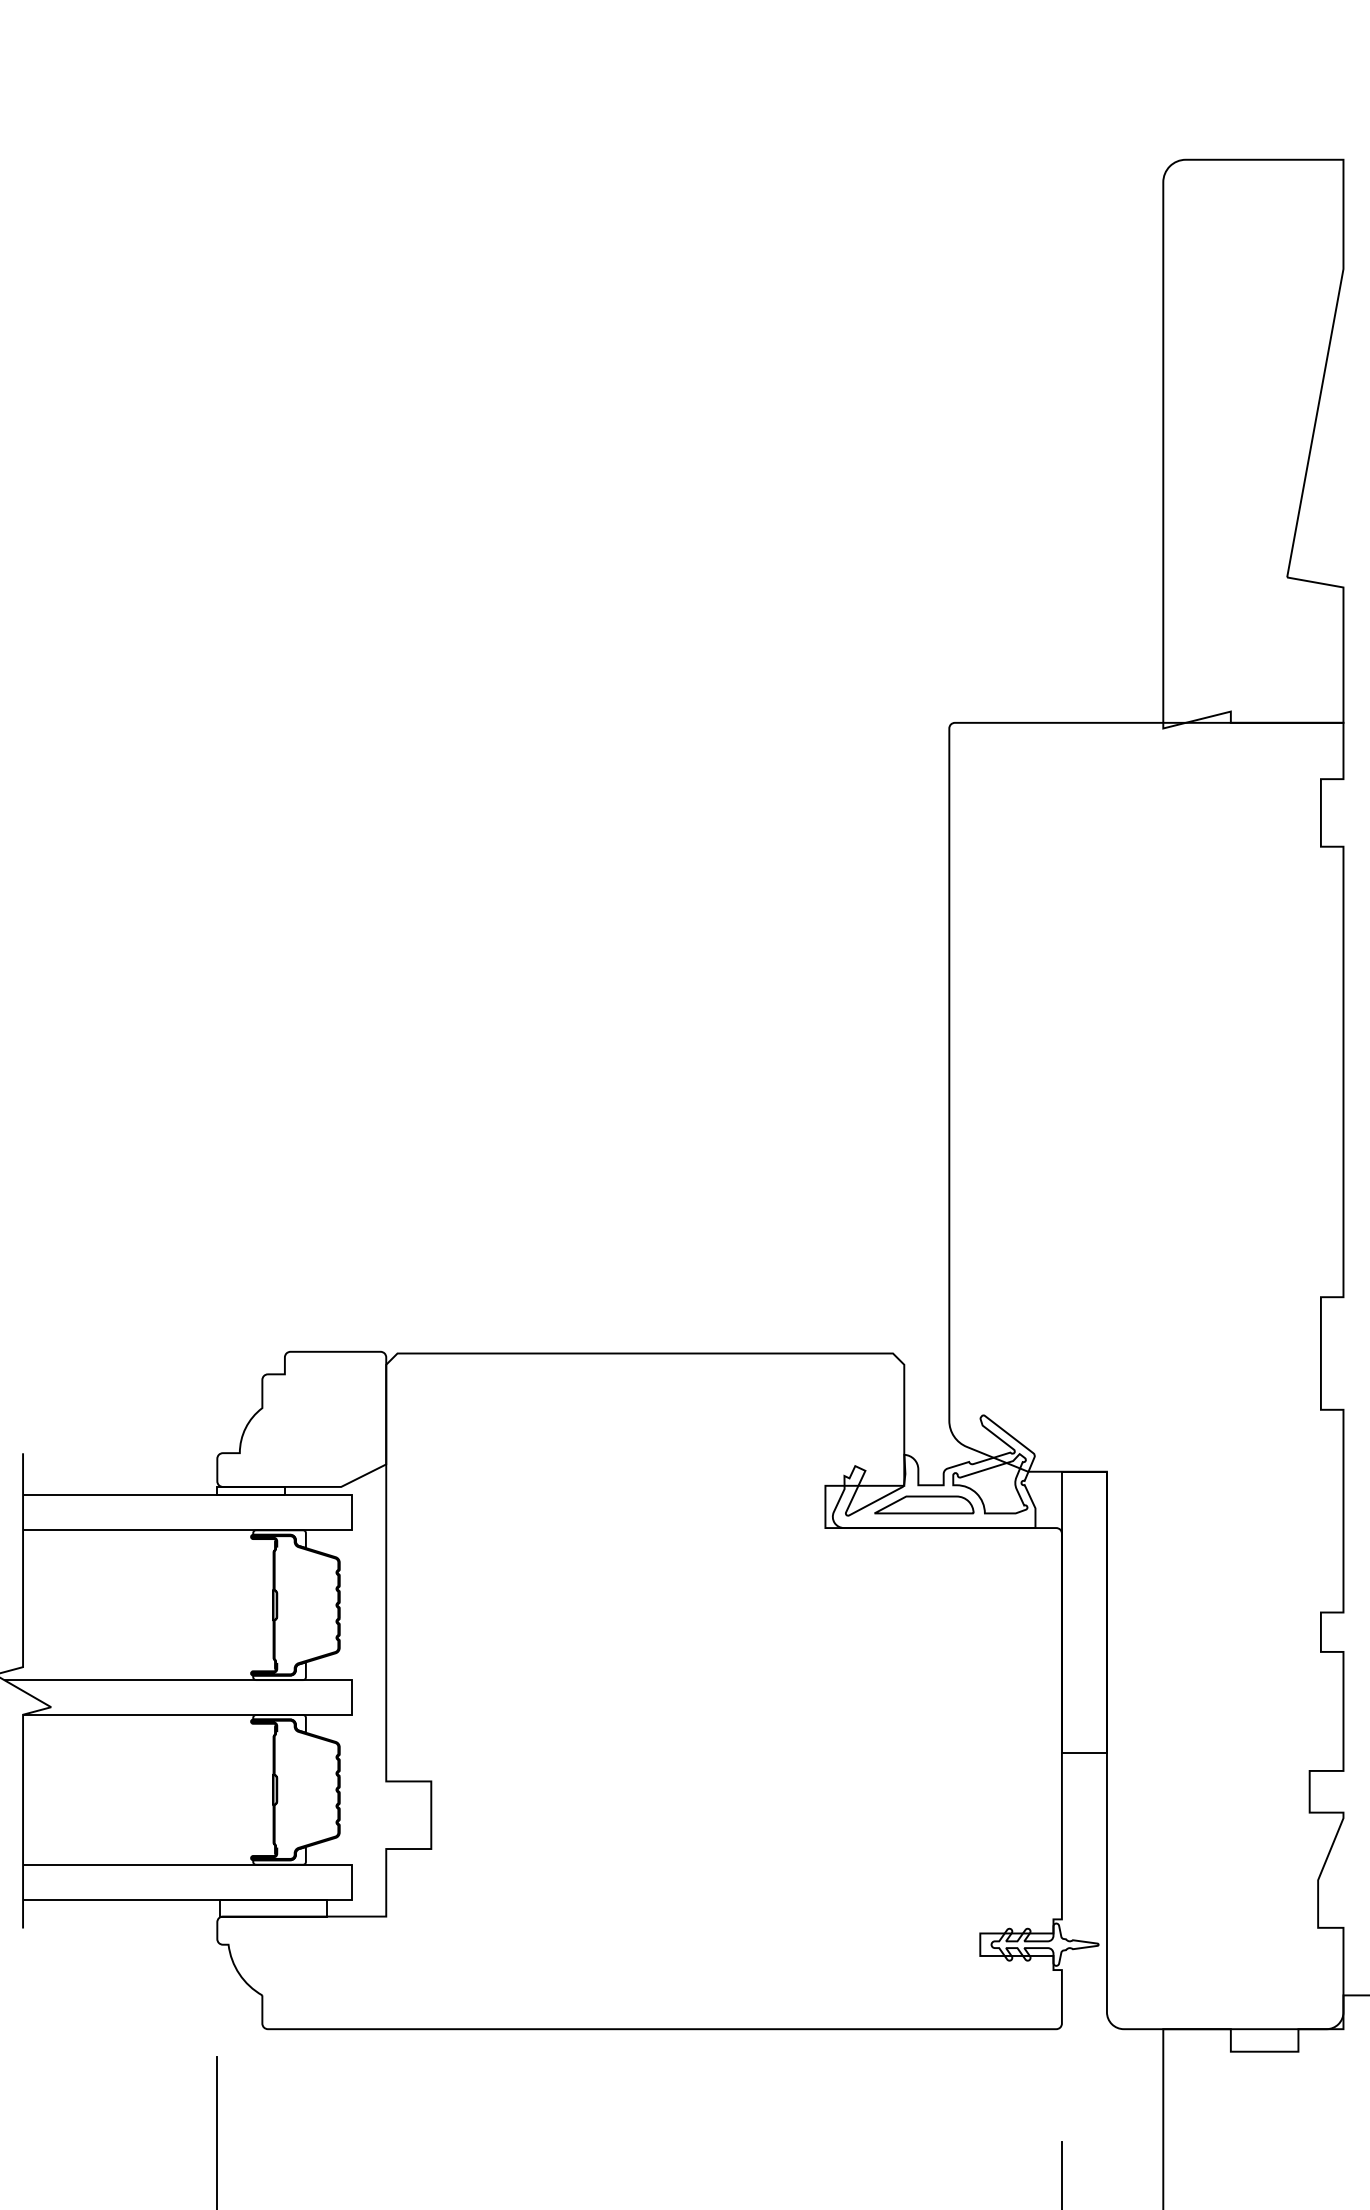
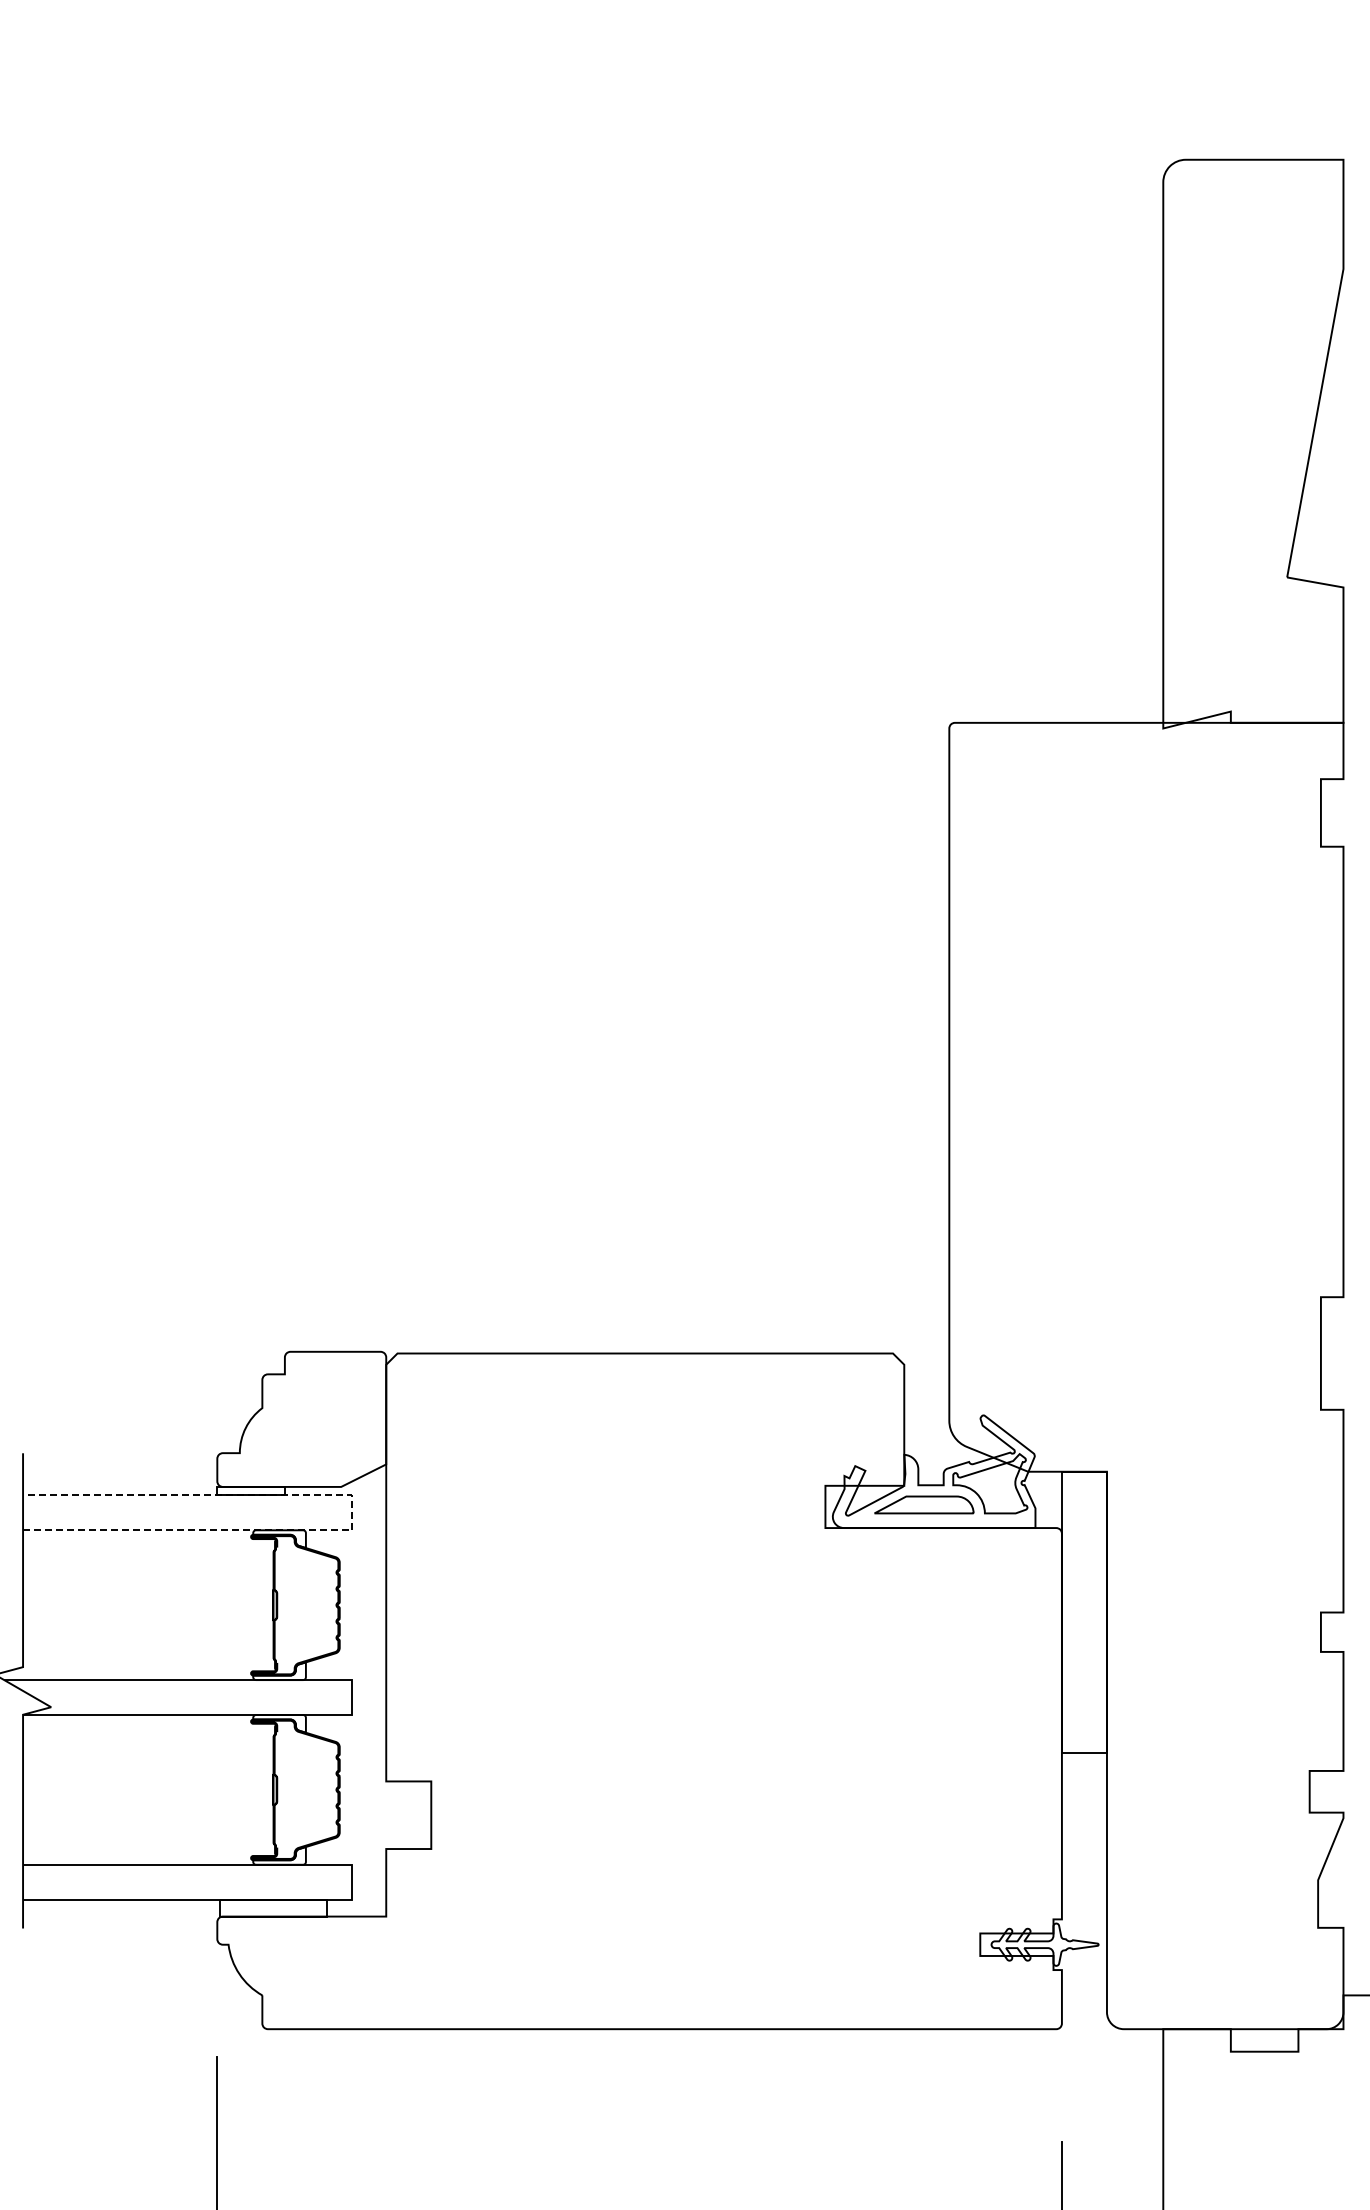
line: solid -> dashed (352, 1512)
